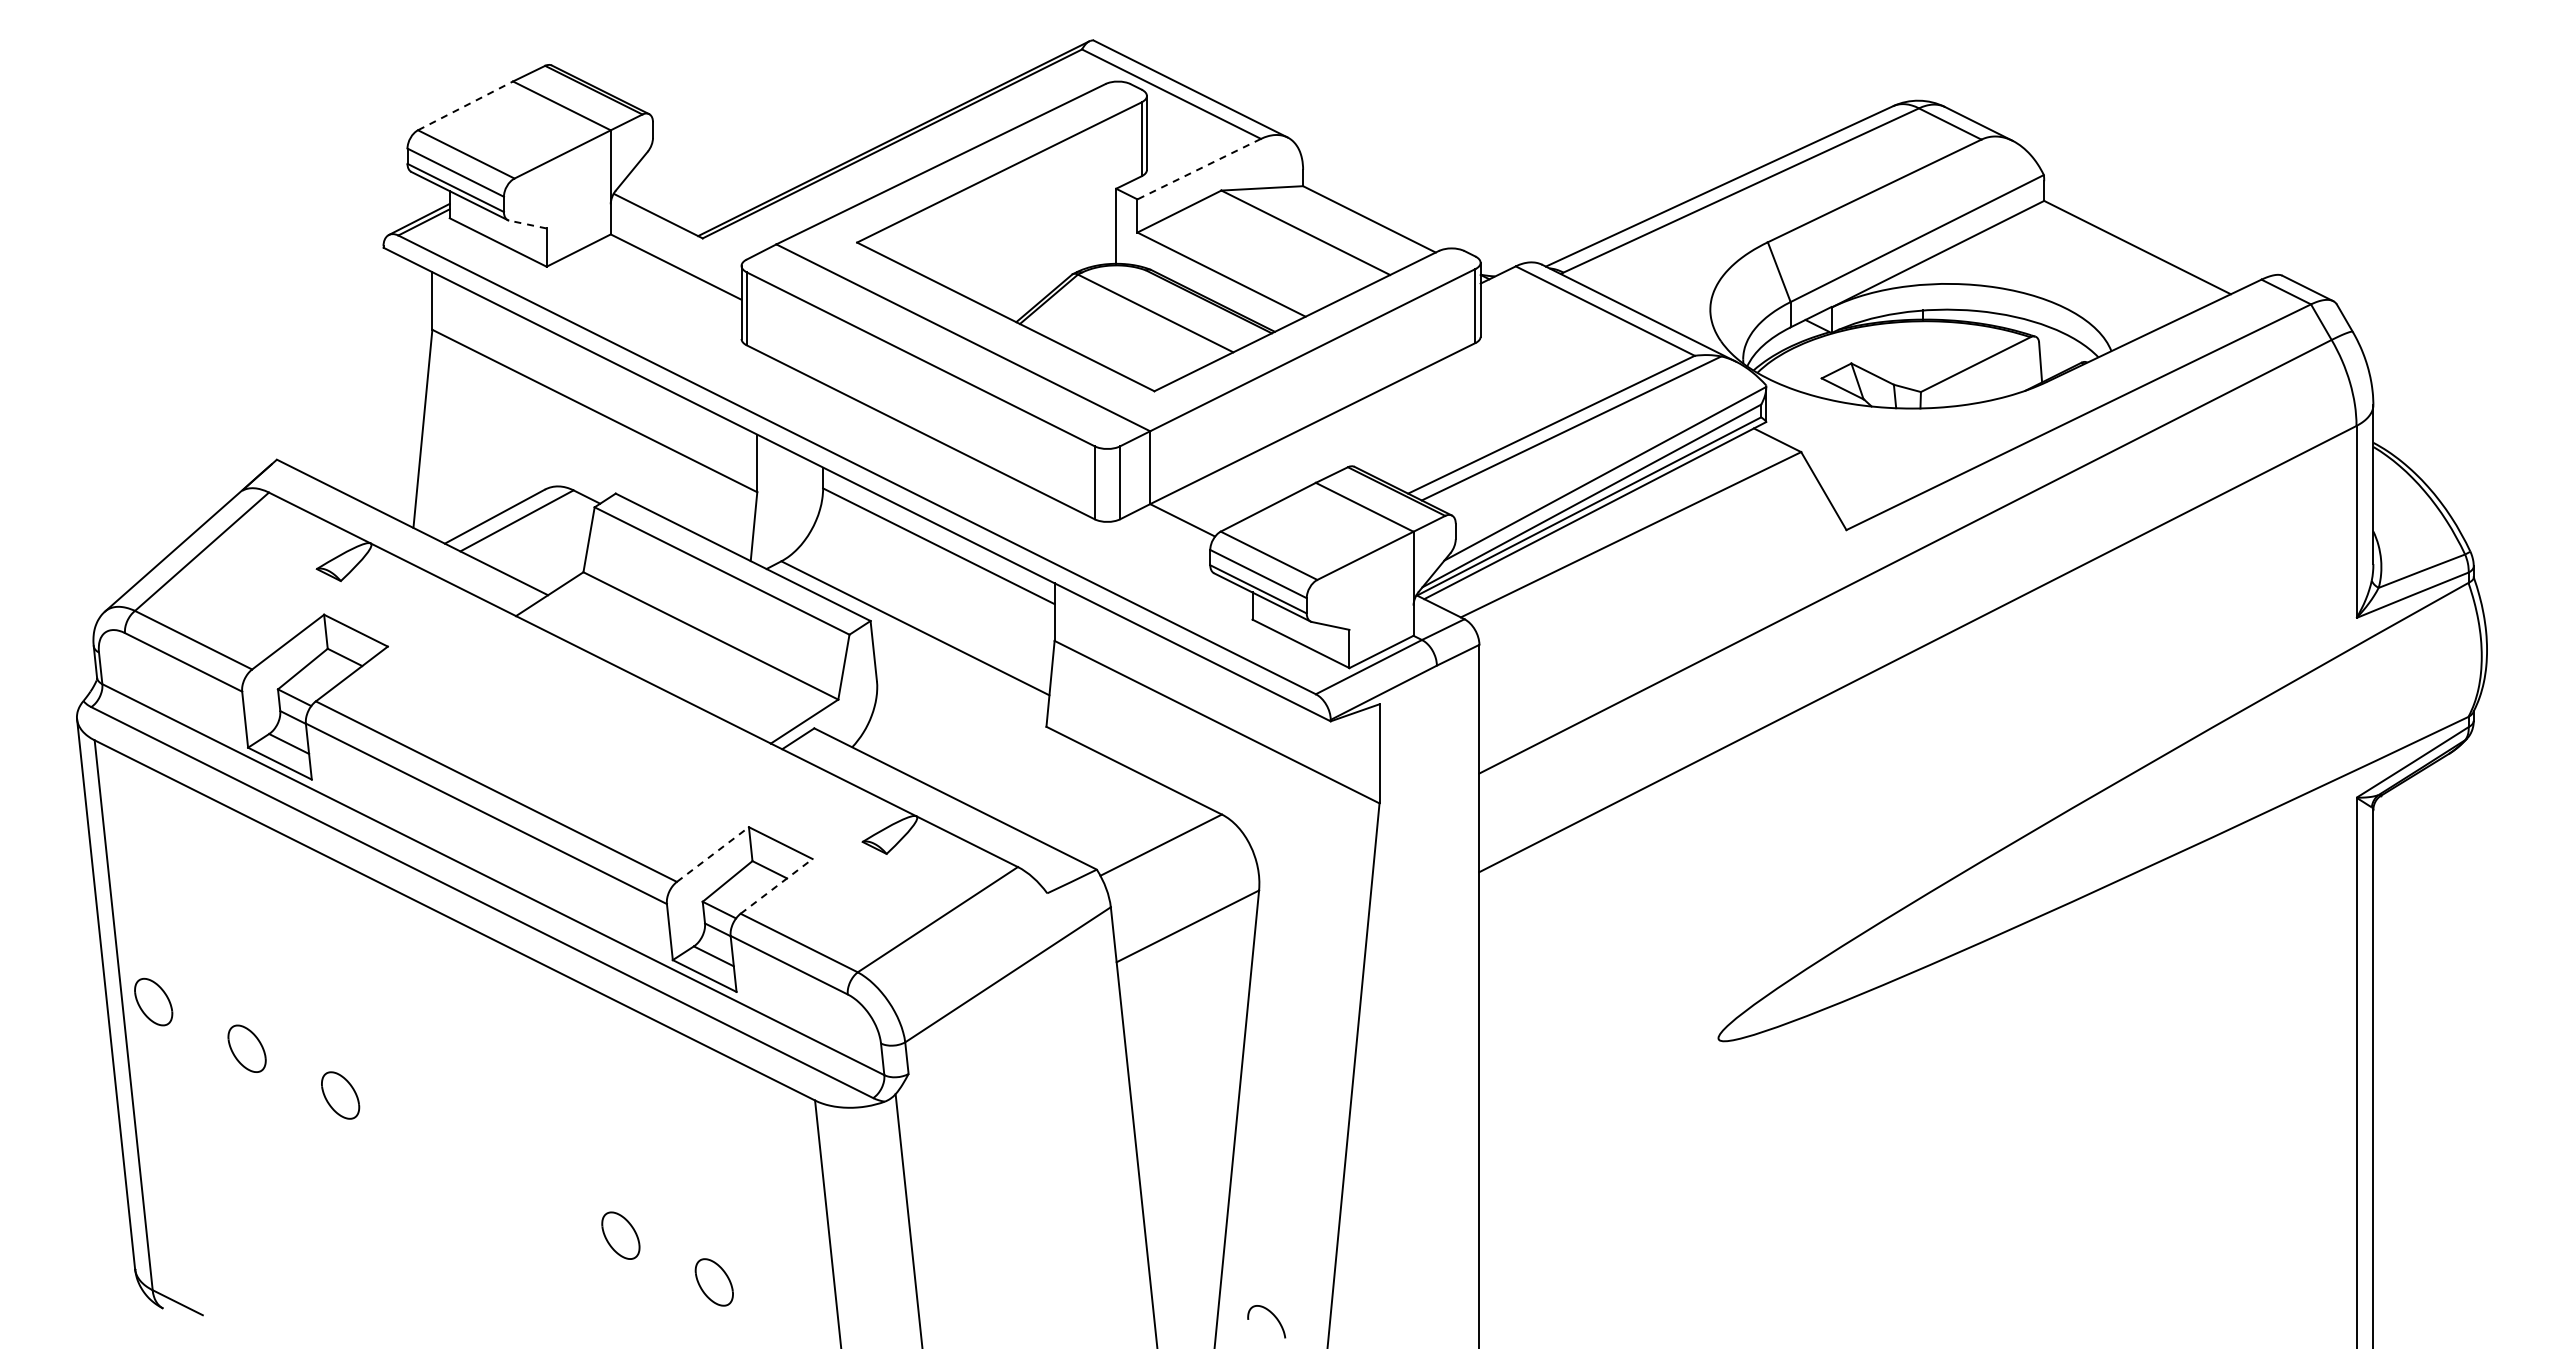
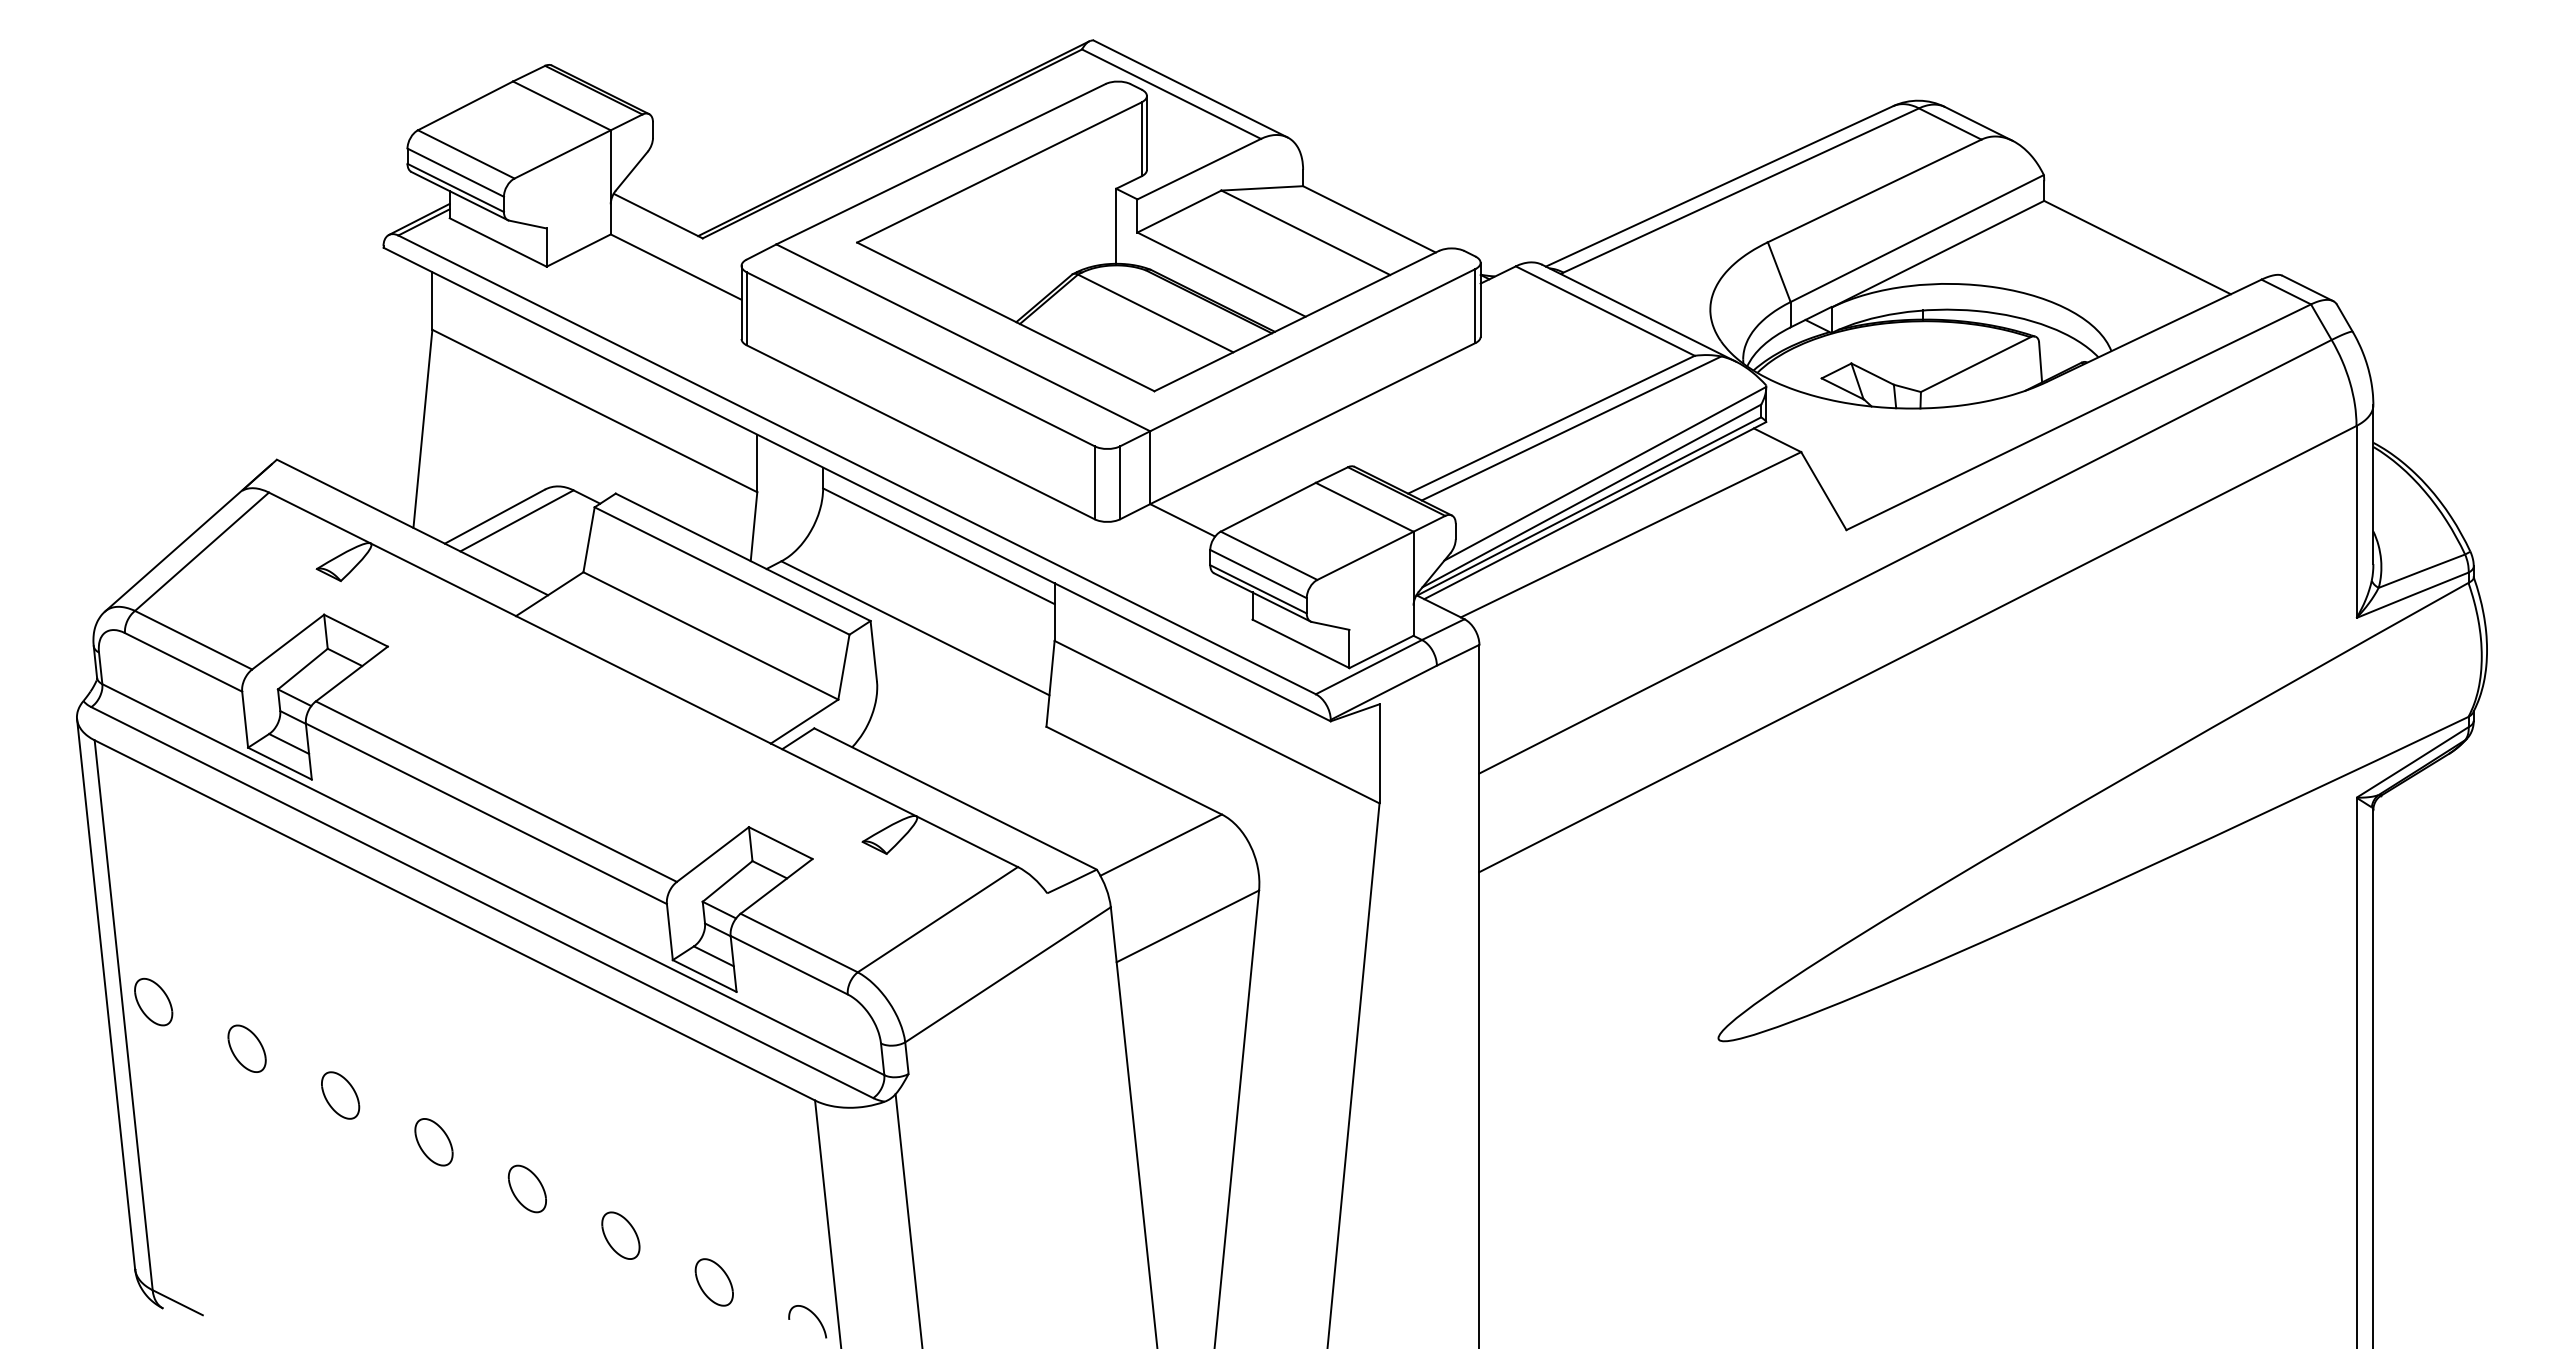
line: dashed -> solid (465, 105)
line: dashed -> solid (1199, 169)
line: dashed -> solid (527, 224)
line: dashed -> solid (713, 854)
line: dashed -> solid (777, 886)
part: none -> present (433, 1142)
part: none -> present (526, 1188)
curve position: (1271, 1314) -> (812, 1314) (812, 1314)
